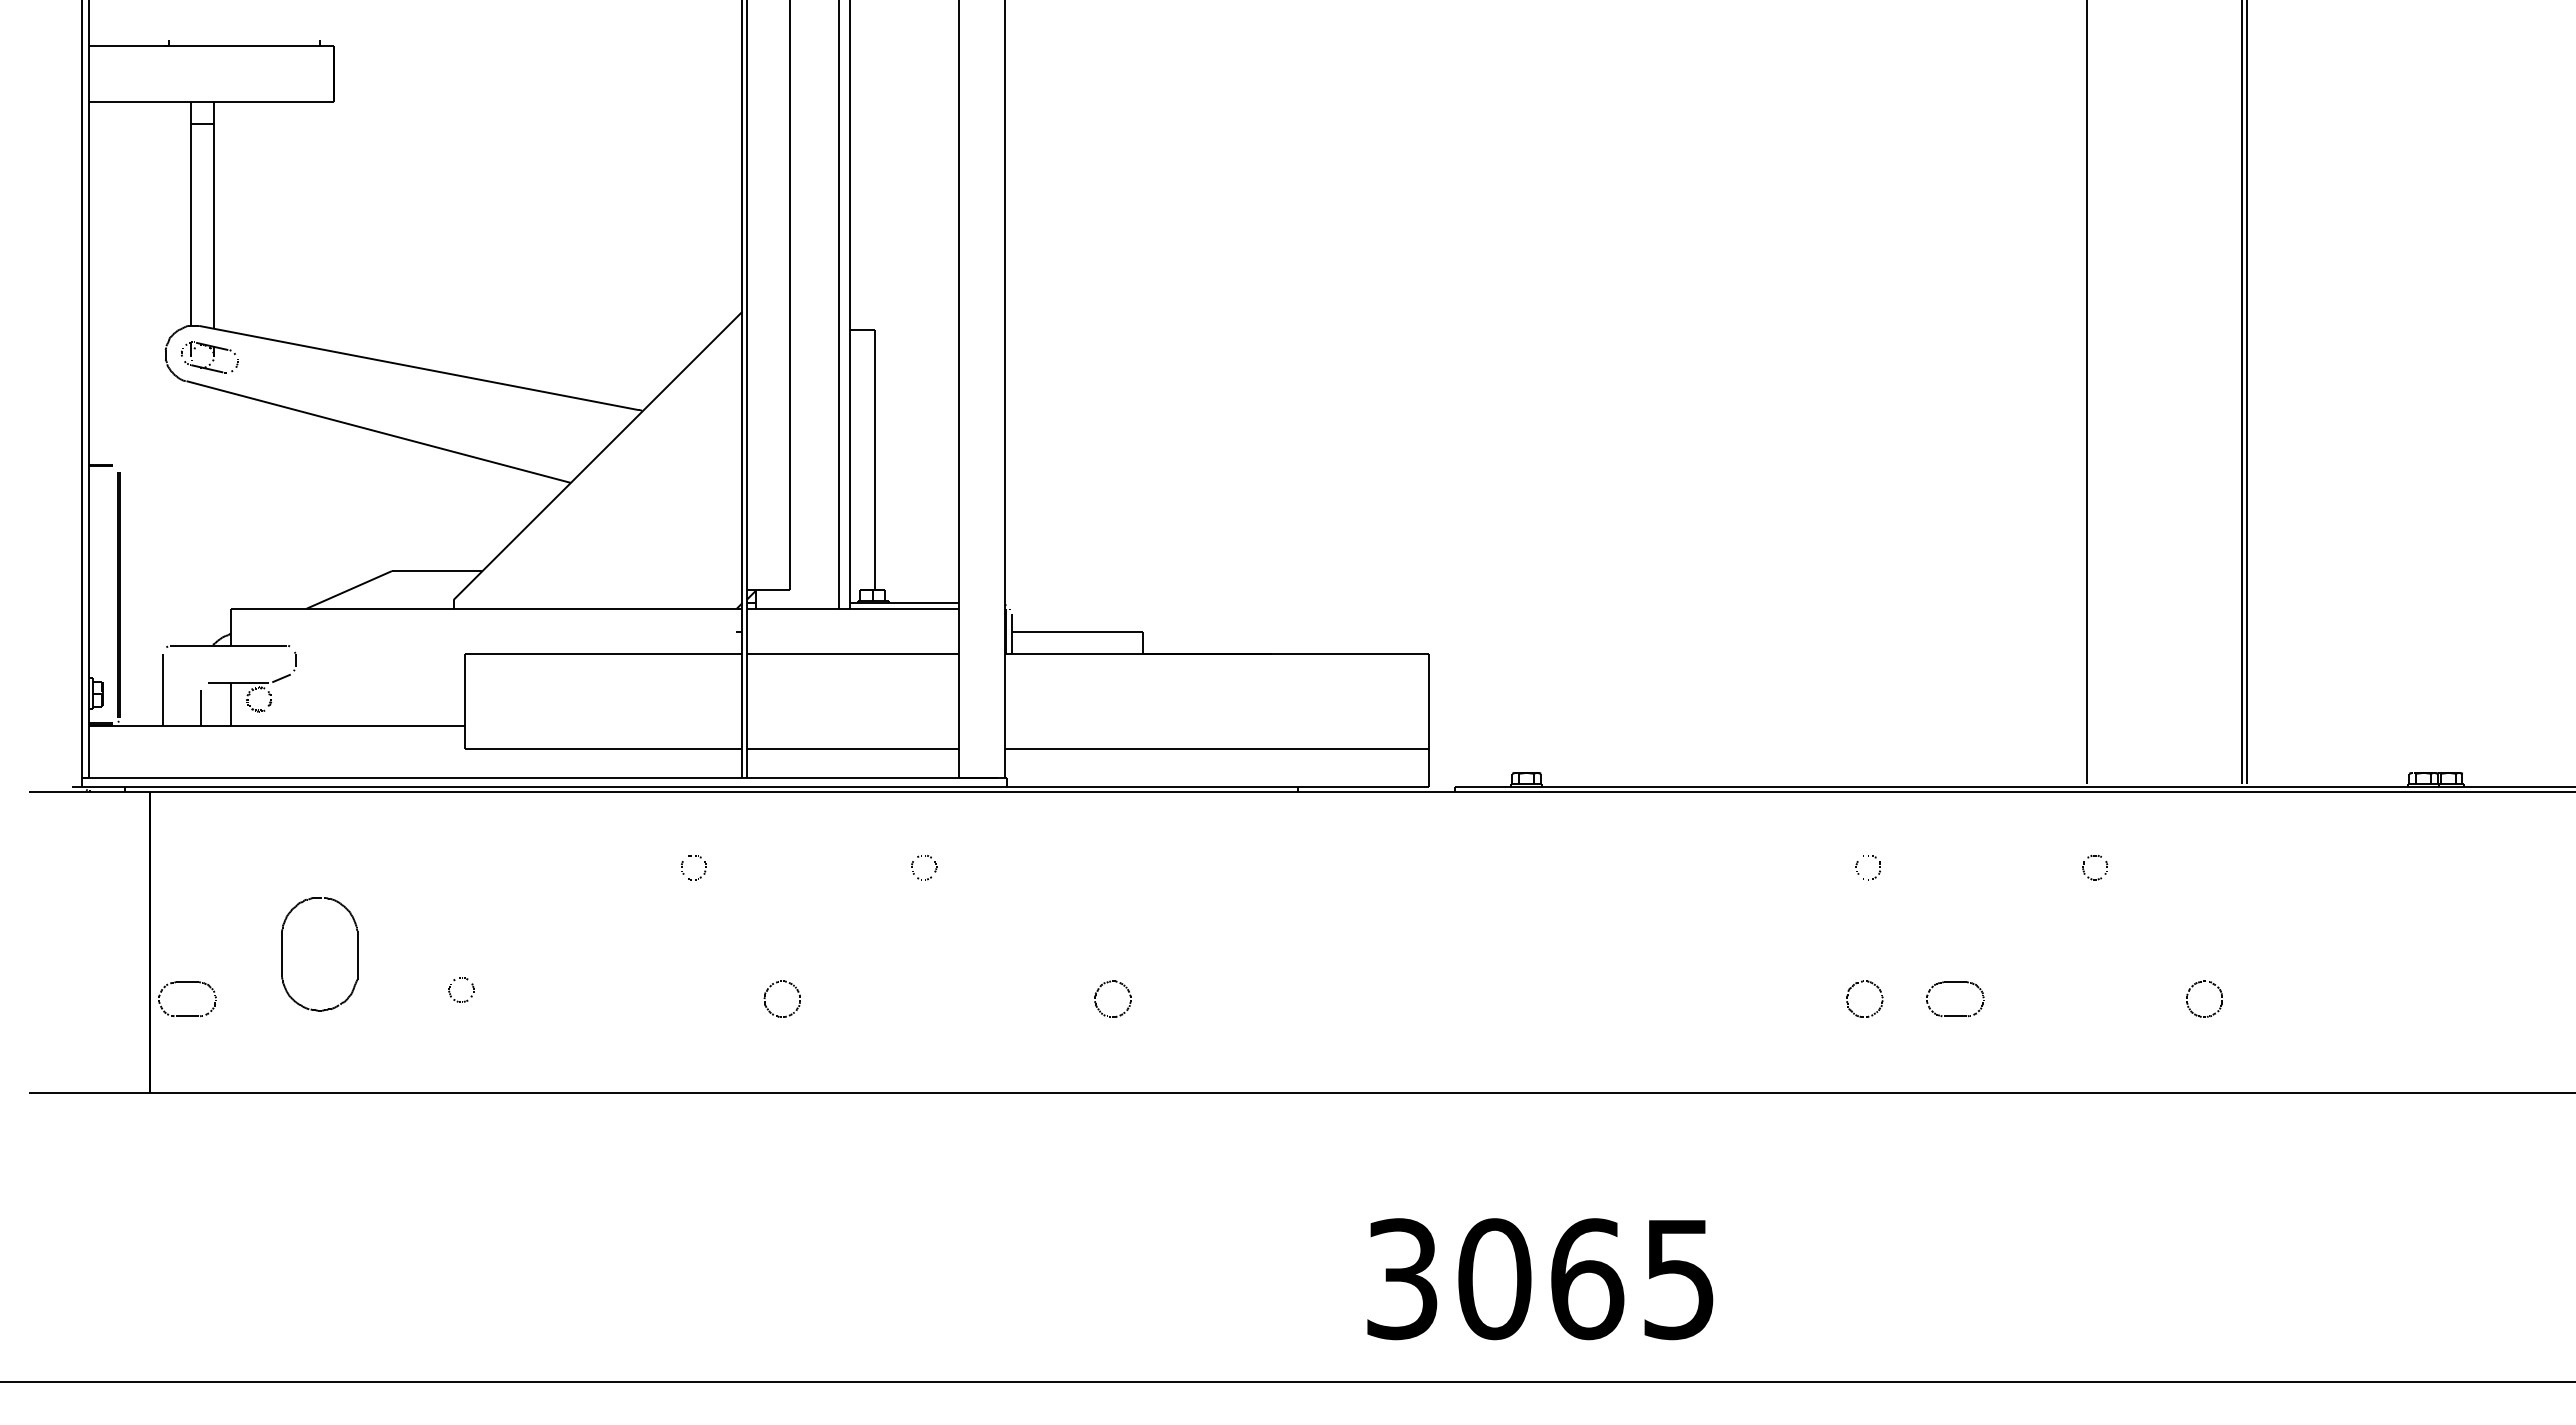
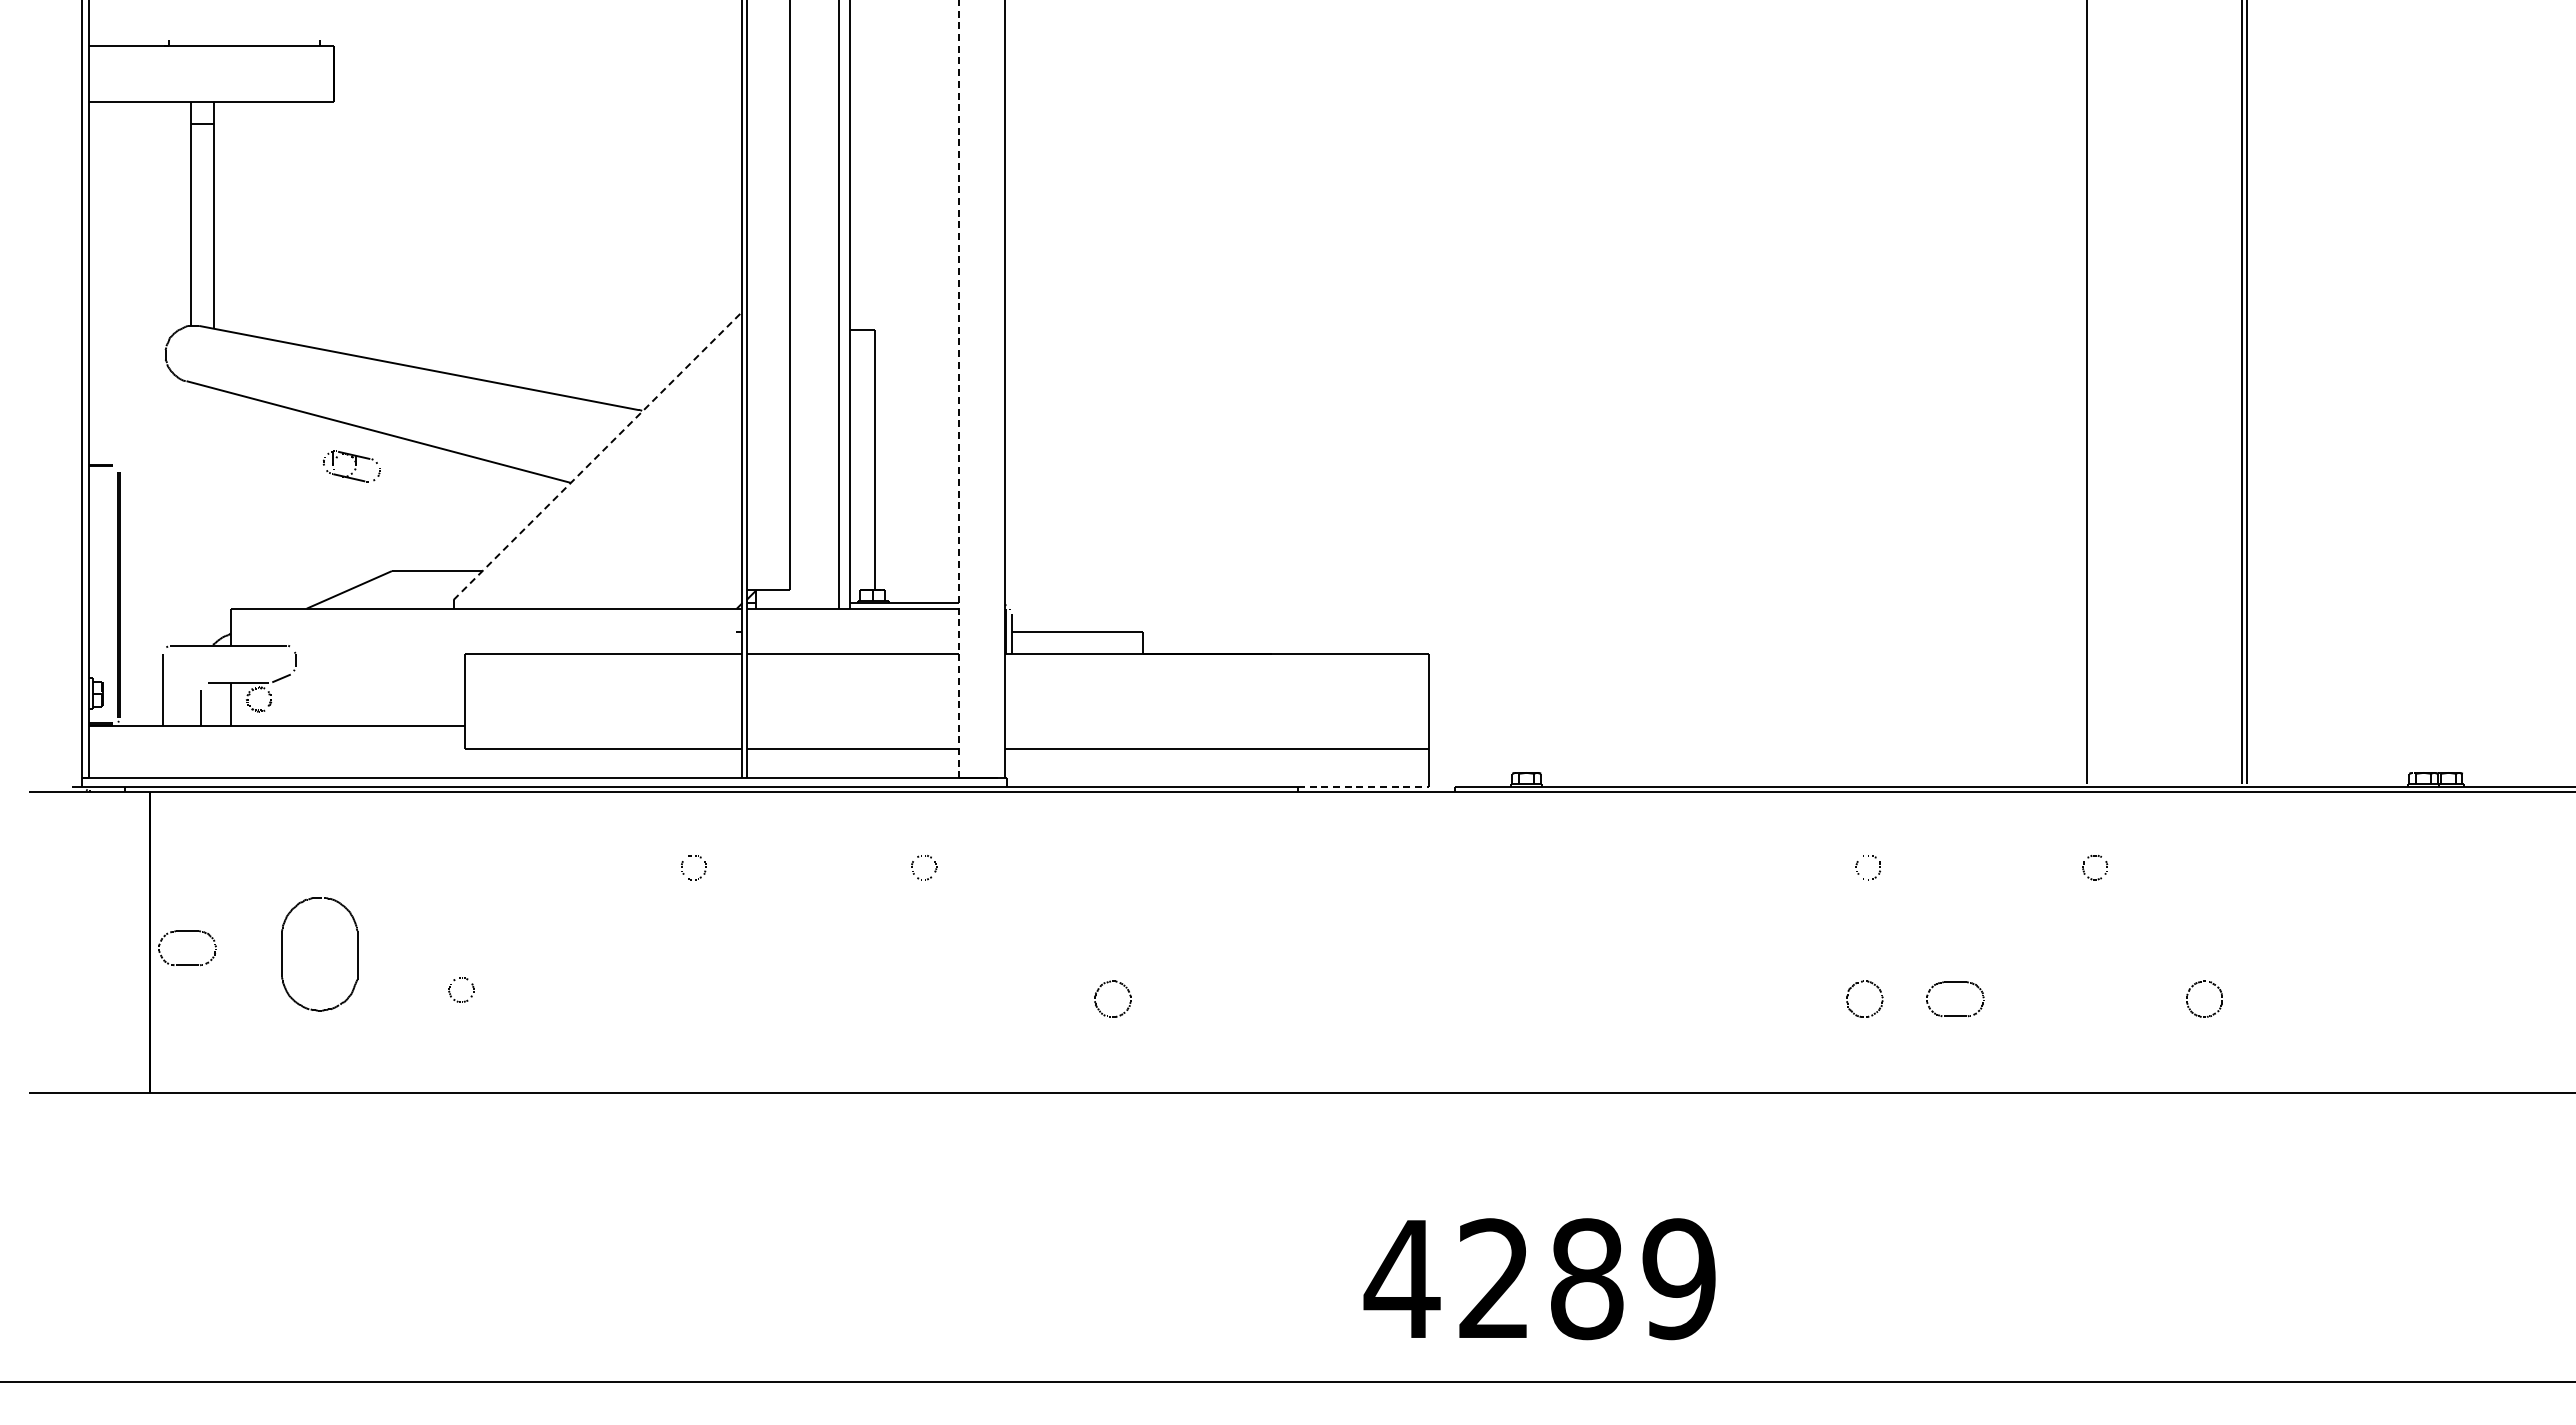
part position: (209, 357) -> (351, 466) (351, 466)
line: solid -> dashed (958, 389)
line: solid -> dashed (598, 455)
line: solid -> dashed (1363, 786)
part: present -> none (768, 990)
part position: (187, 1015) -> (187, 964) (187, 964)
text: 3065 -> 4289 (1539, 1279)
